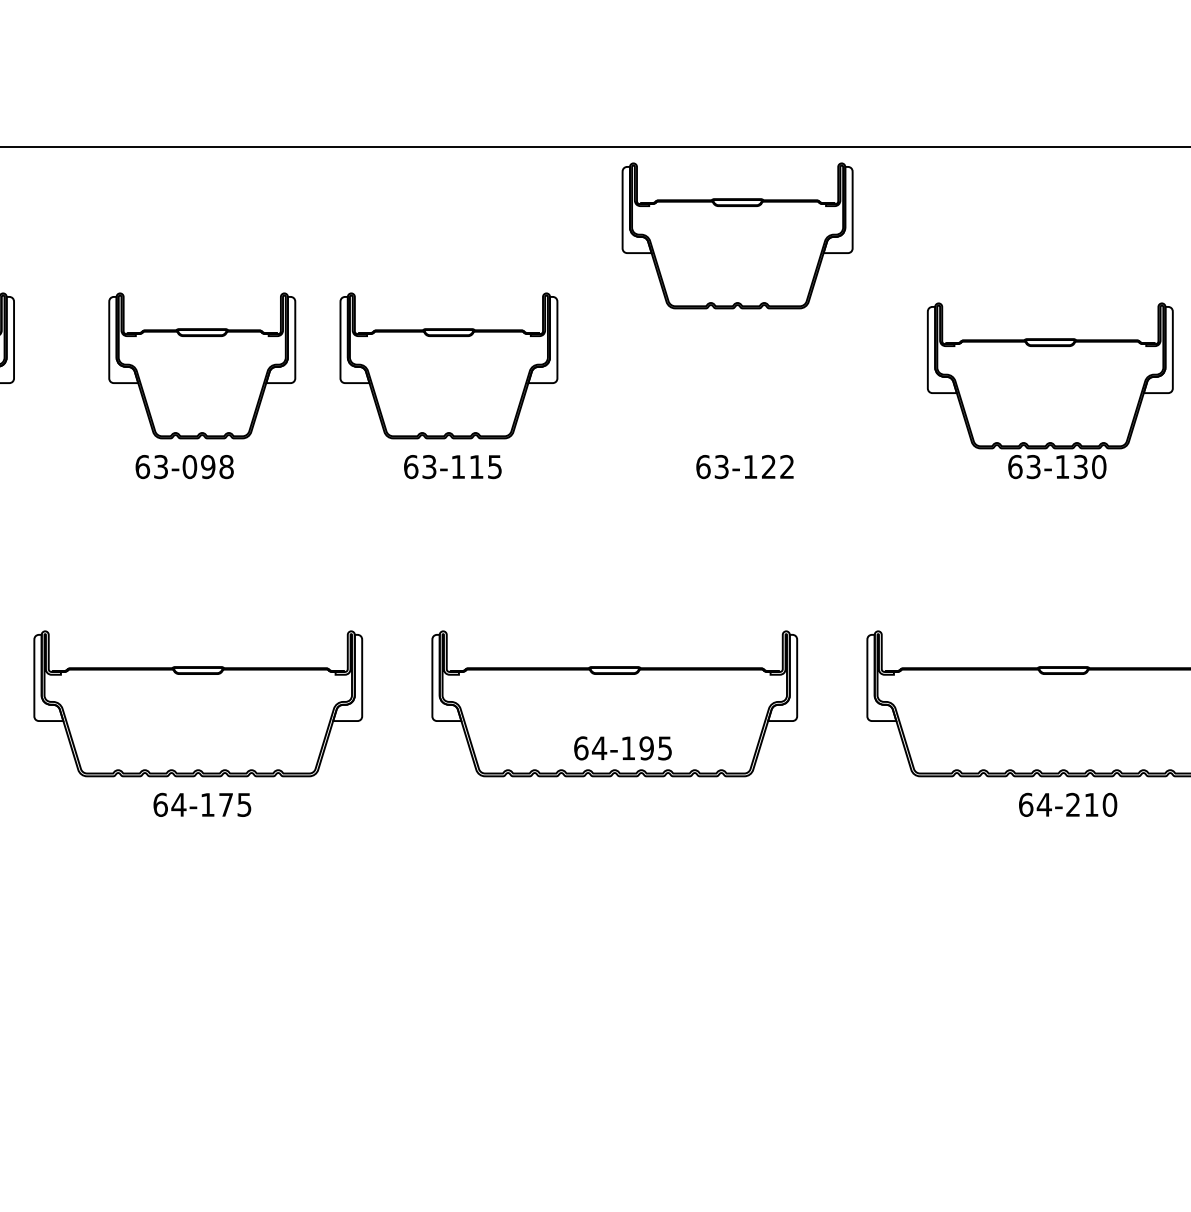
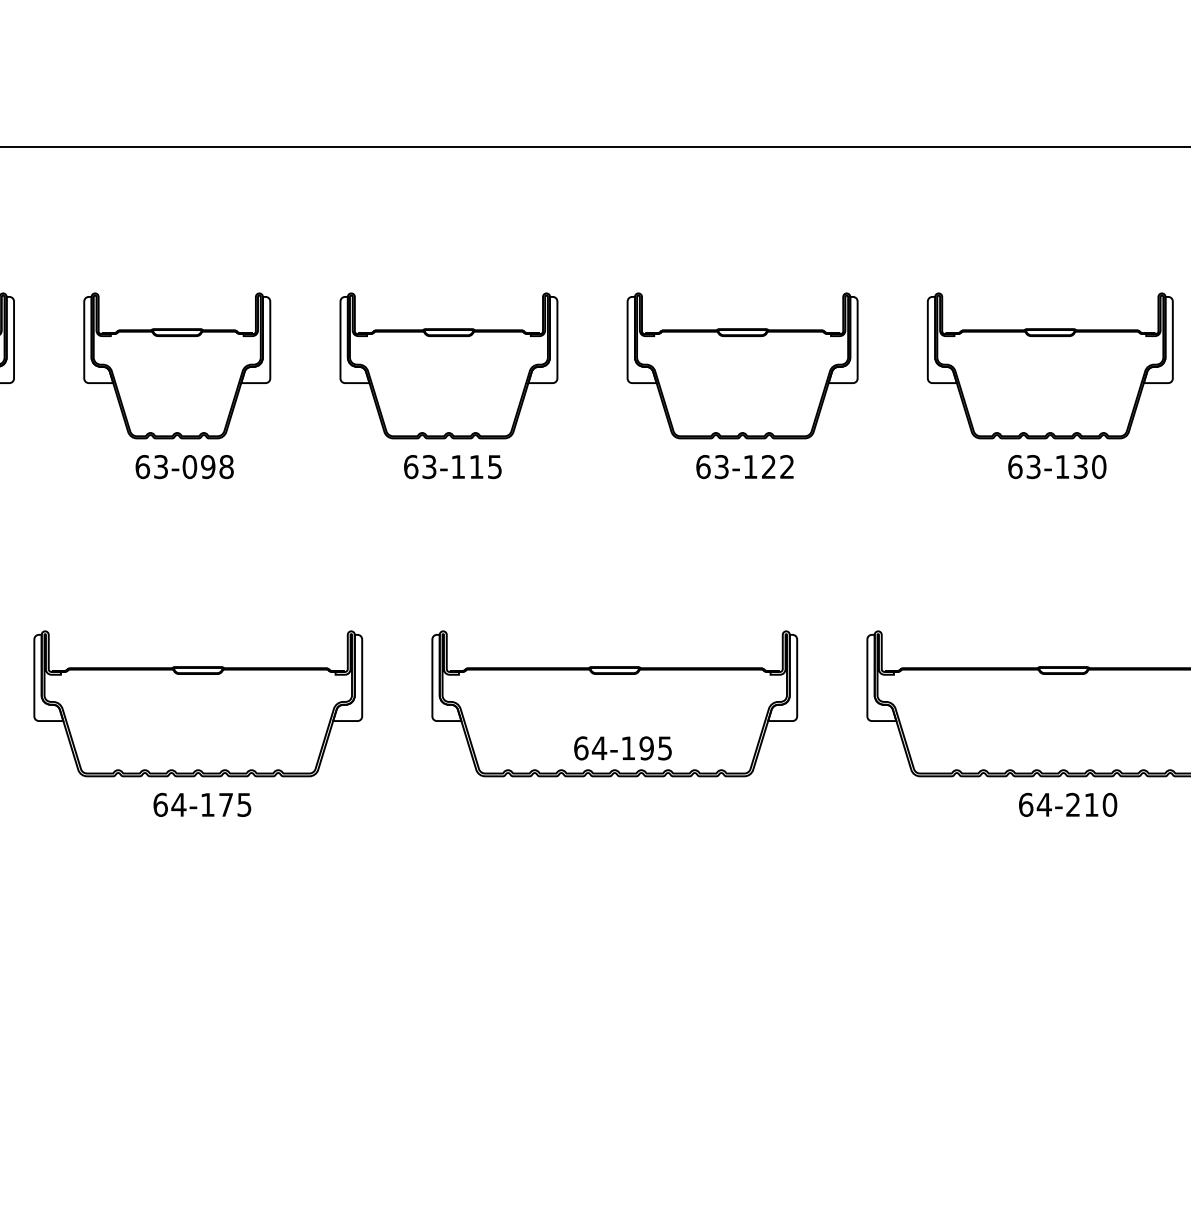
part position: (737, 235) -> (742, 365) (742, 365)
part position: (202, 365) -> (177, 365) (177, 365)
part position: (1050, 375) -> (1050, 365) (1050, 365)
